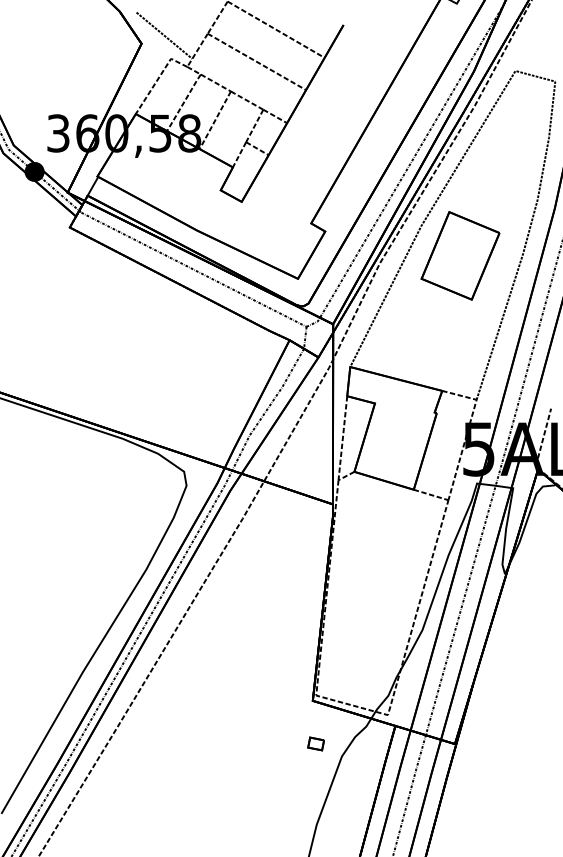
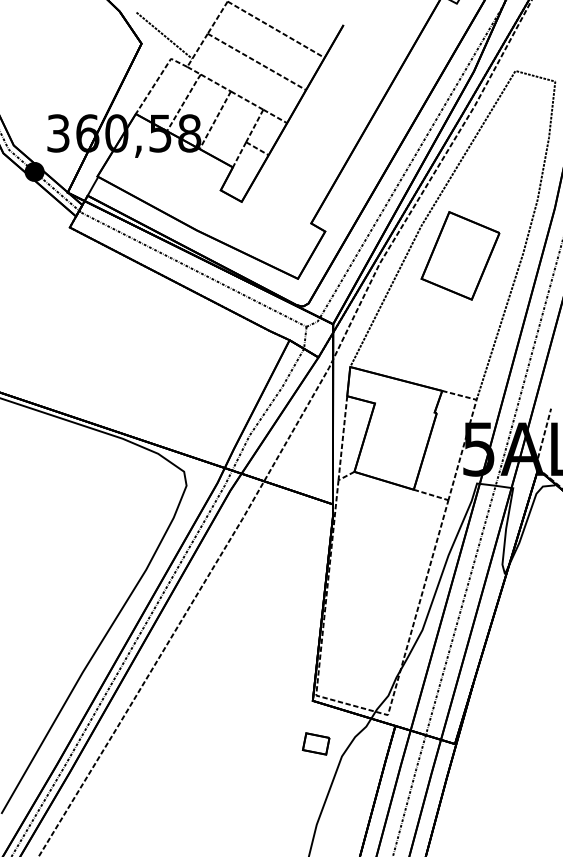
part size: 18x16 px -> 30x24 px (315, 743)
